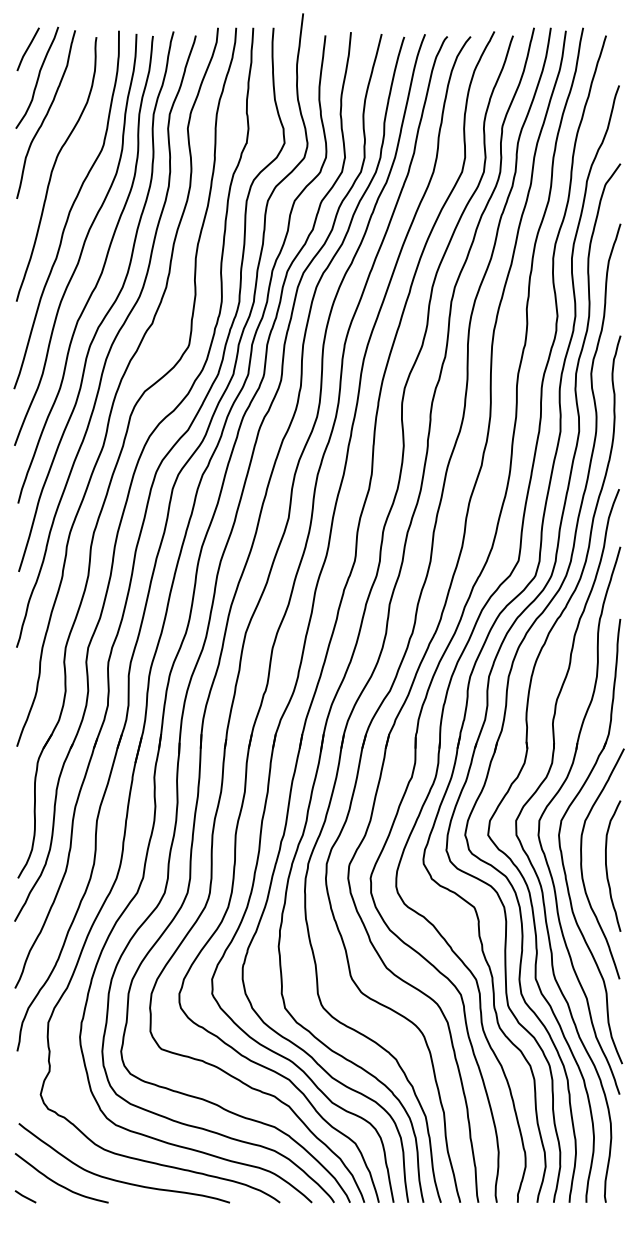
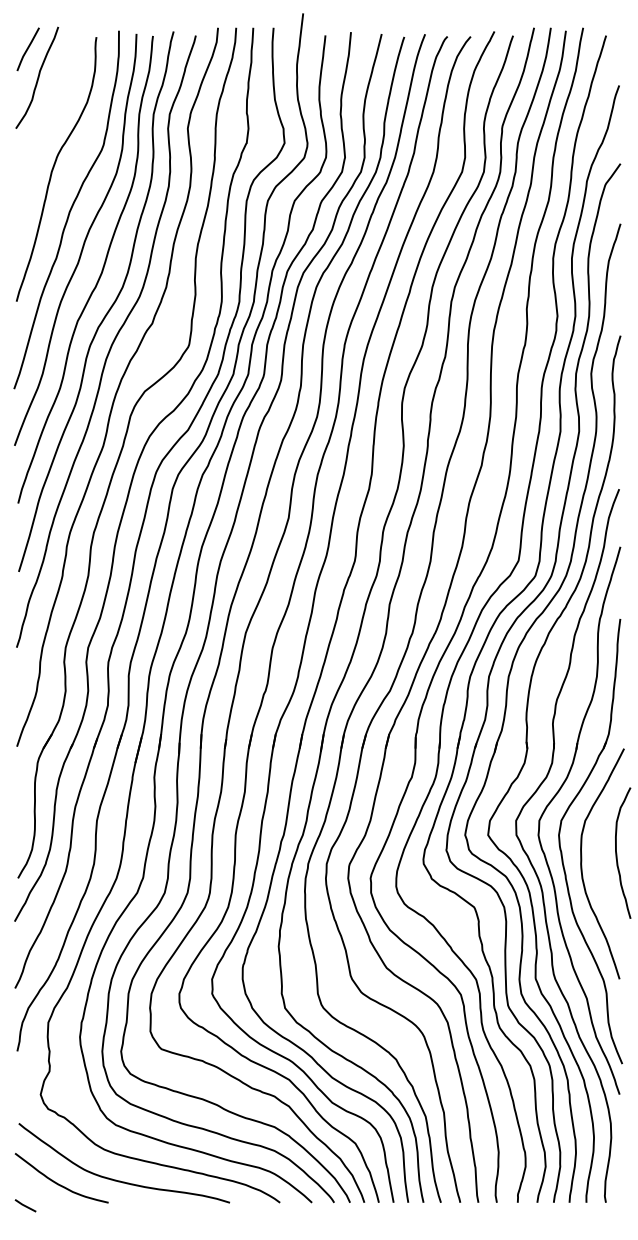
curve: present -> none (45, 114)
curve position: (607, 866) -> (617, 853) (617, 853)
line position: (25, 1196) -> (25, 1205) (25, 1205)
